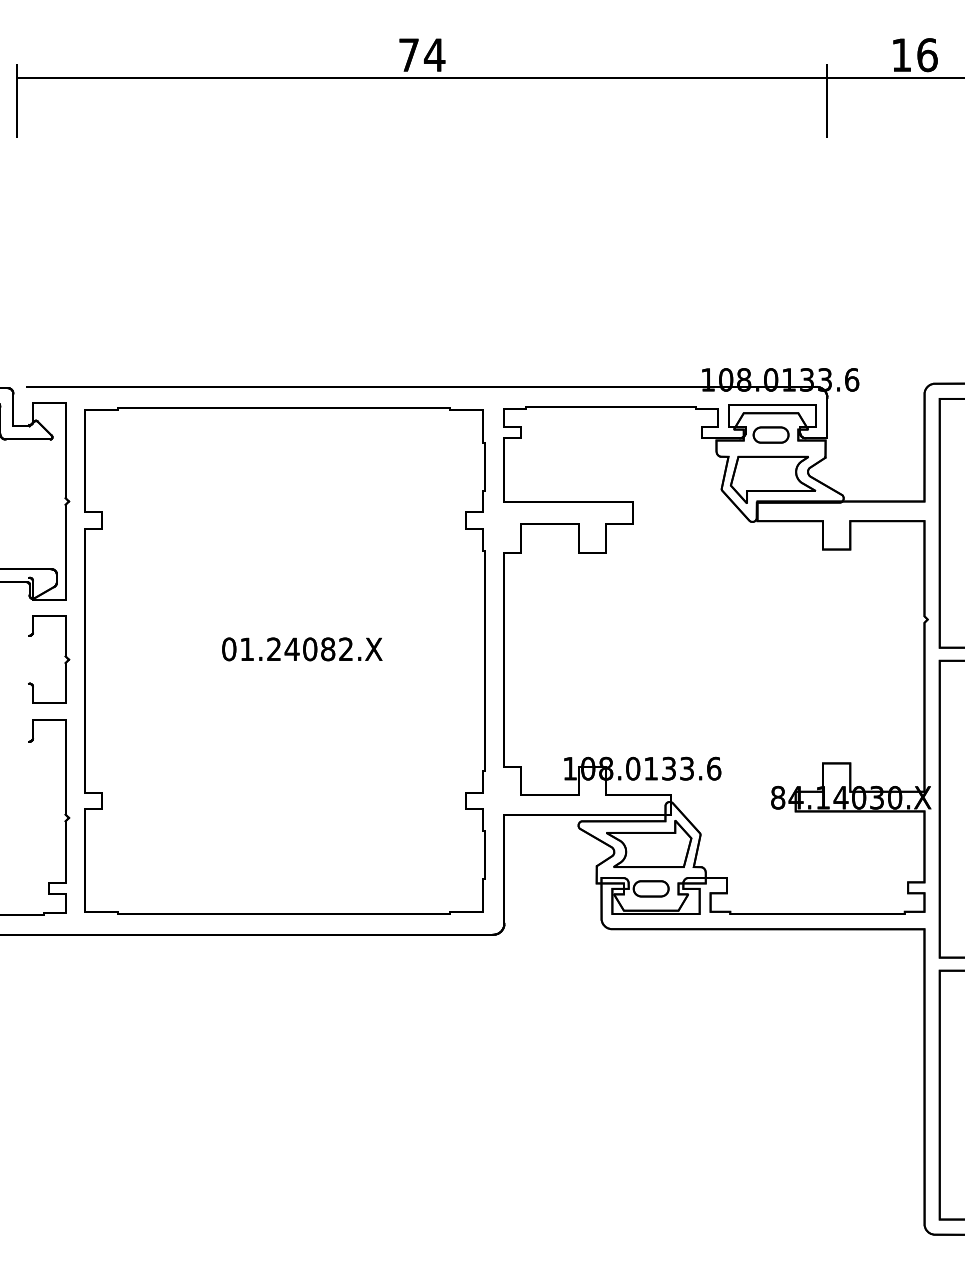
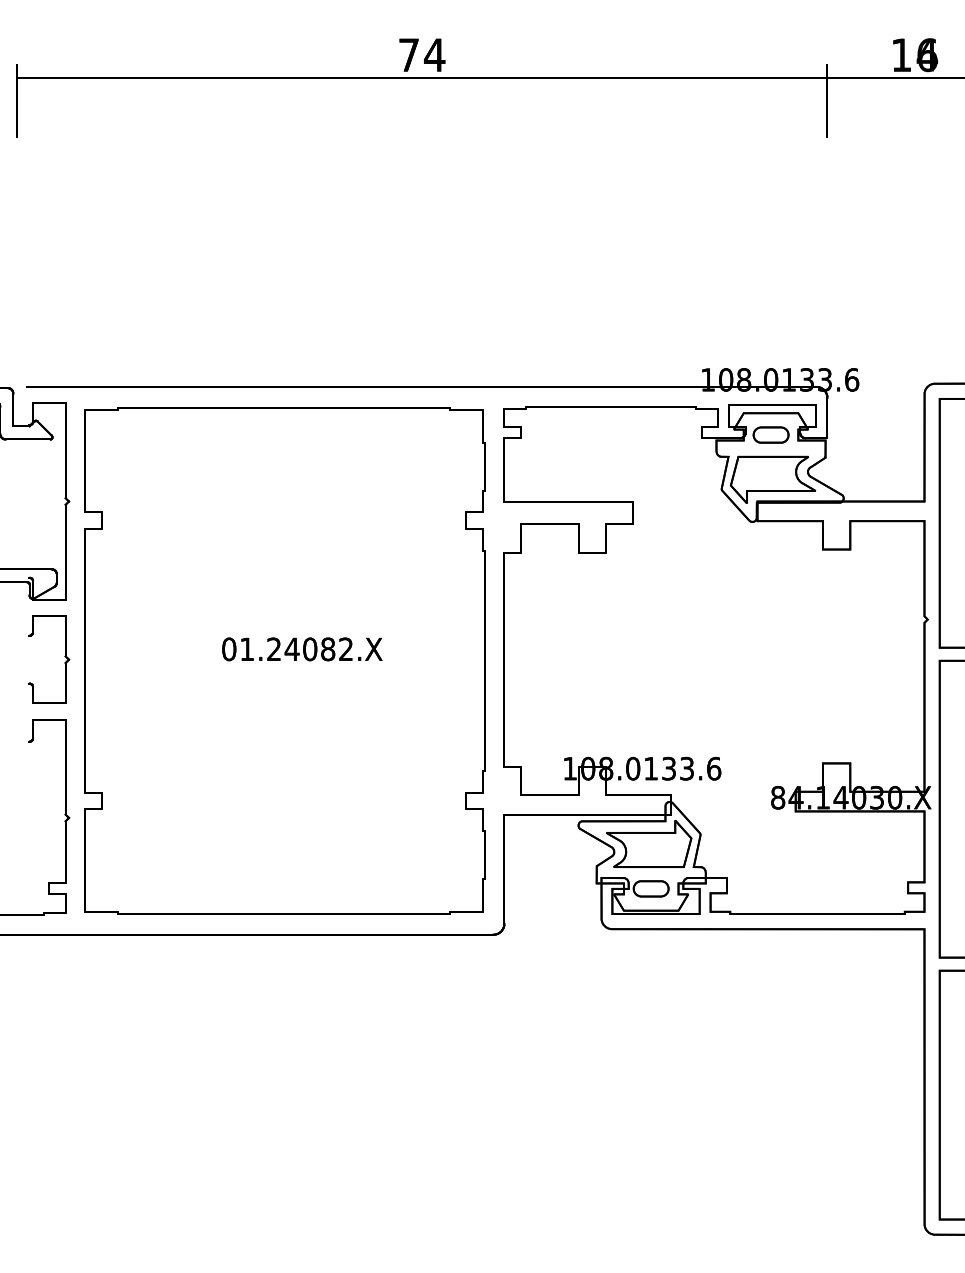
text: 16 -> 14 (927, 55)
